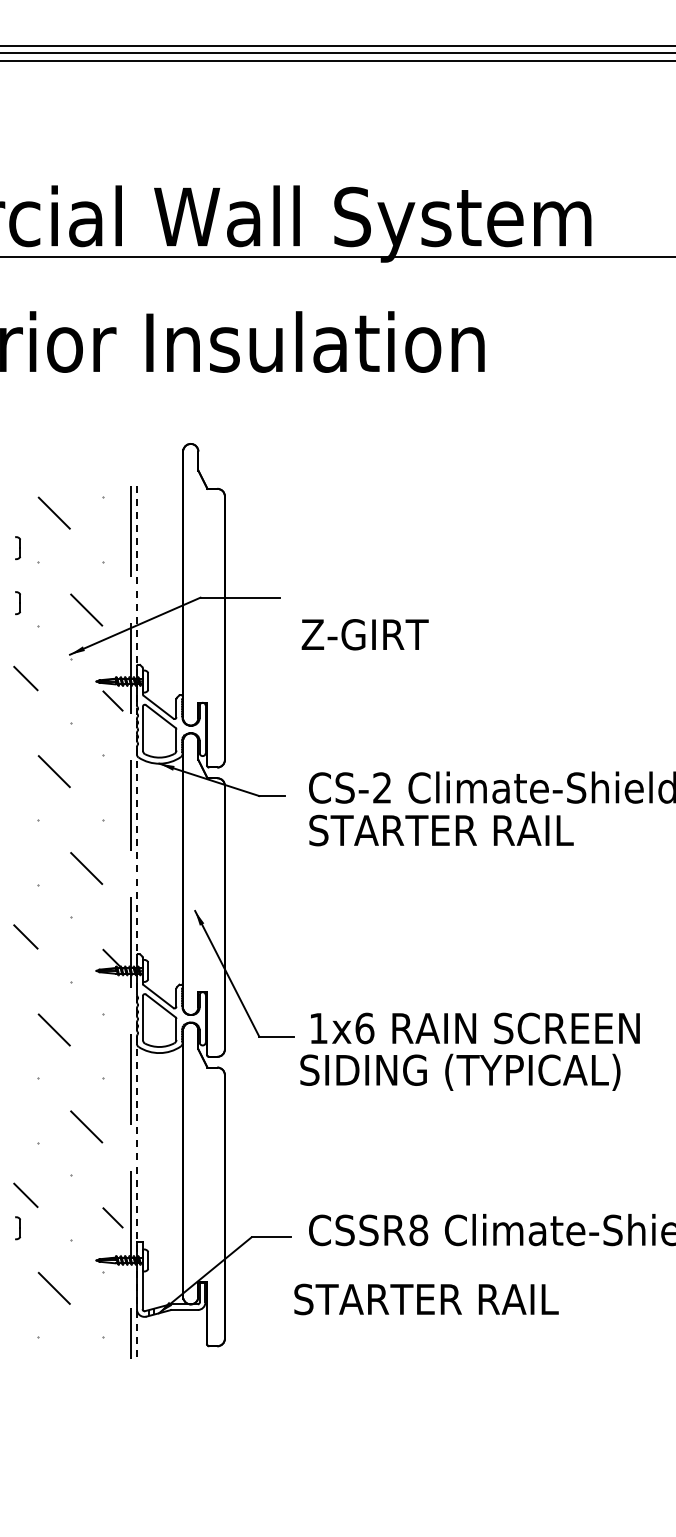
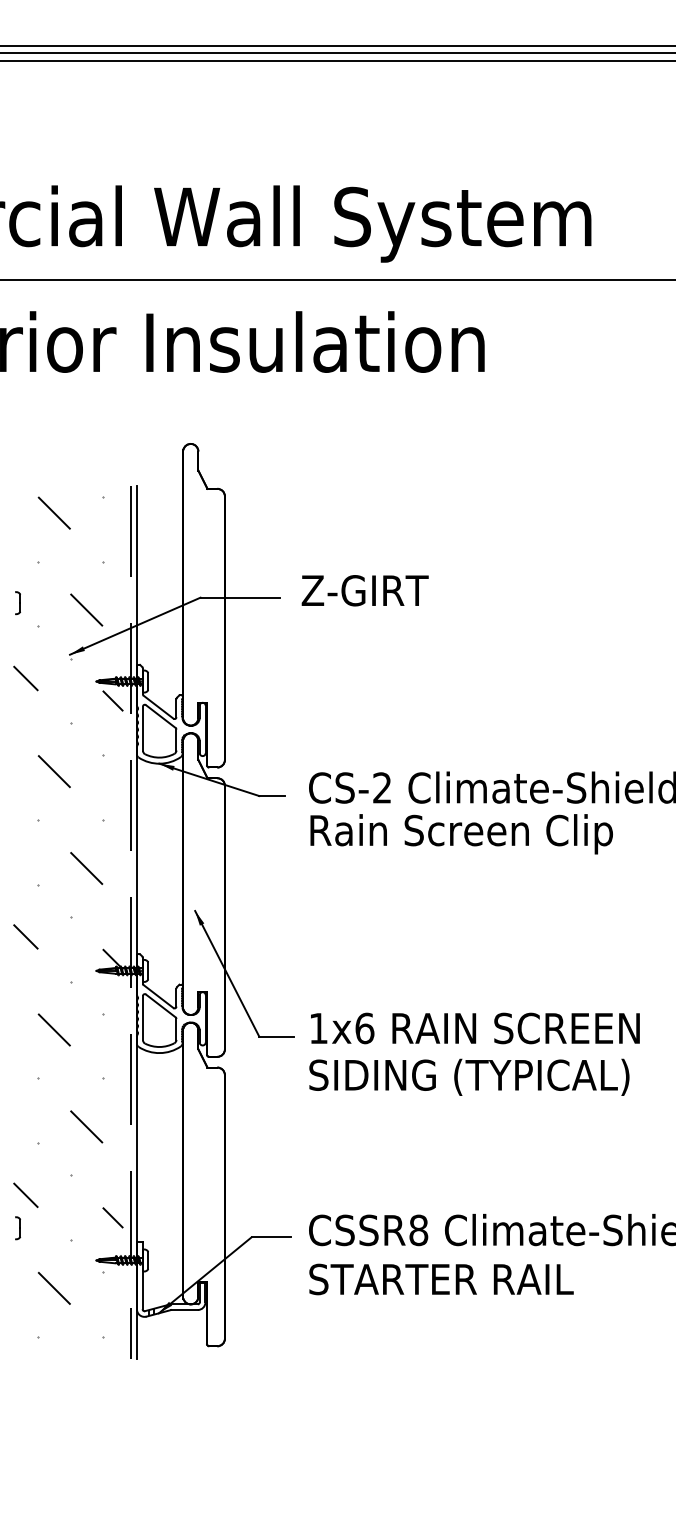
line position: (337, 256) -> (337, 279) (337, 279)
part: present -> none (17, 548)
text position: (364, 634) -> (364, 590) (364, 590)
text: STARTER RAIL -> Rain Screen Clip (460, 834)
line: dashed -> solid (136, 922)
text position: (460, 1071) -> (469, 1076) (469, 1076)
text position: (426, 1299) -> (441, 1279) (441, 1279)
